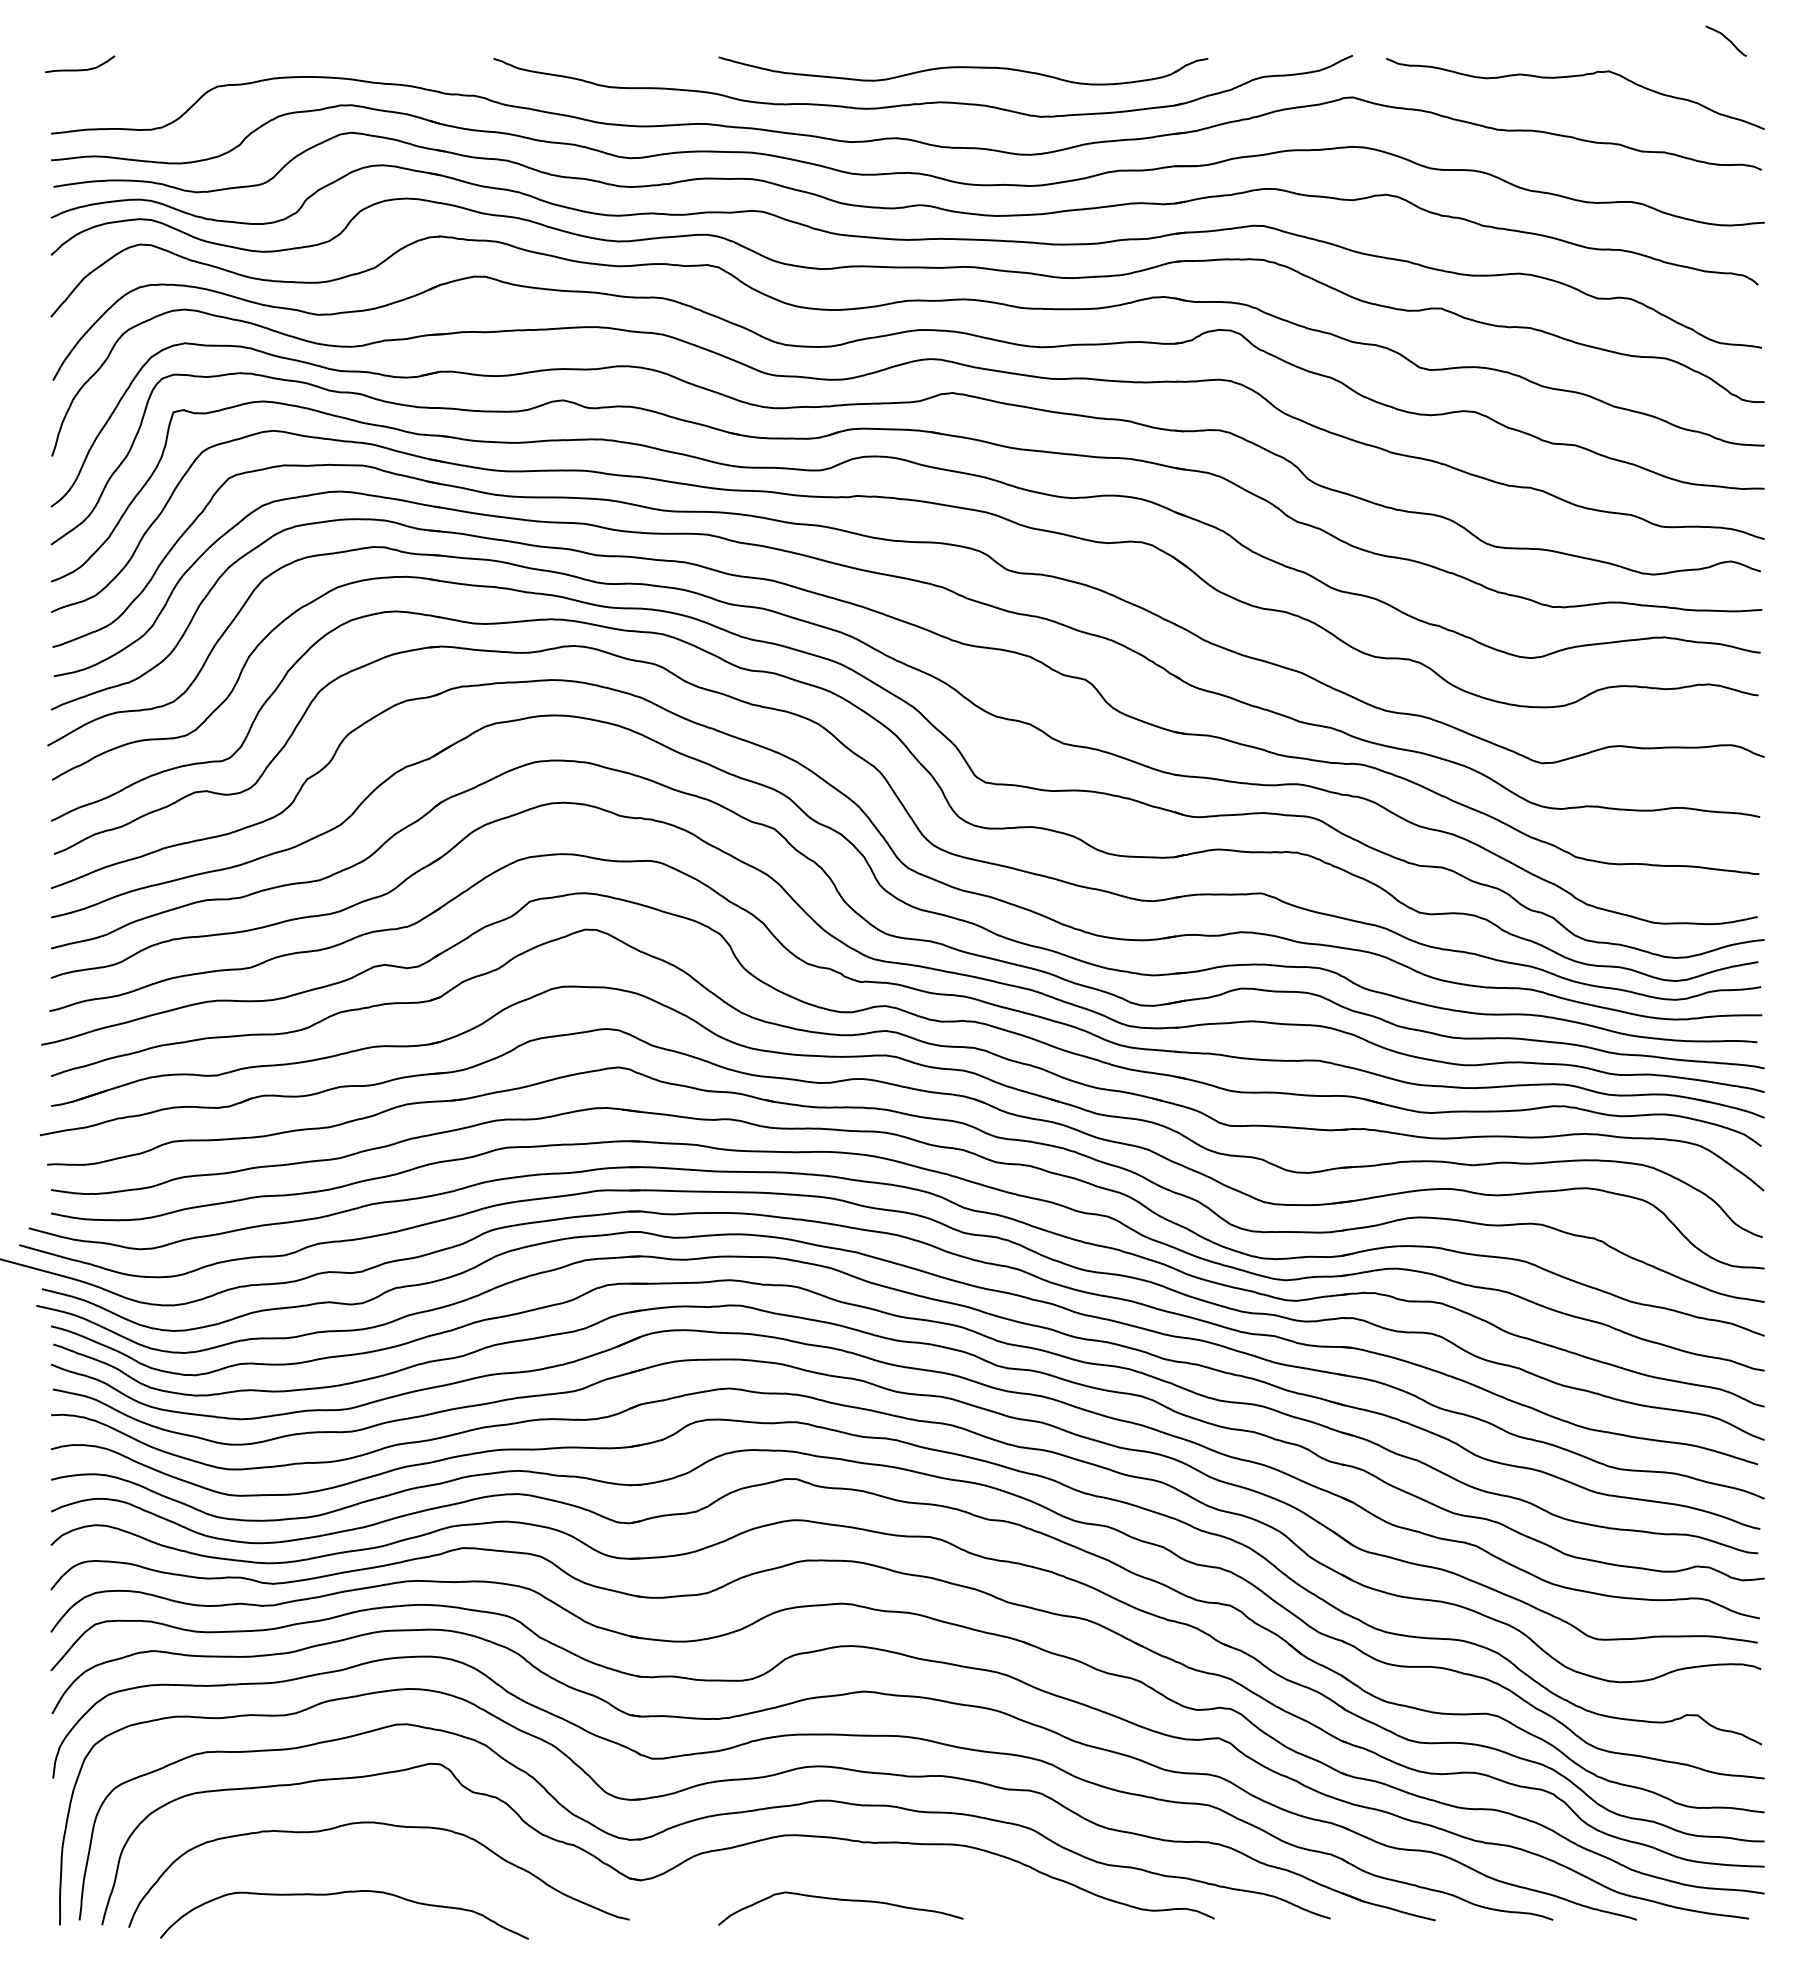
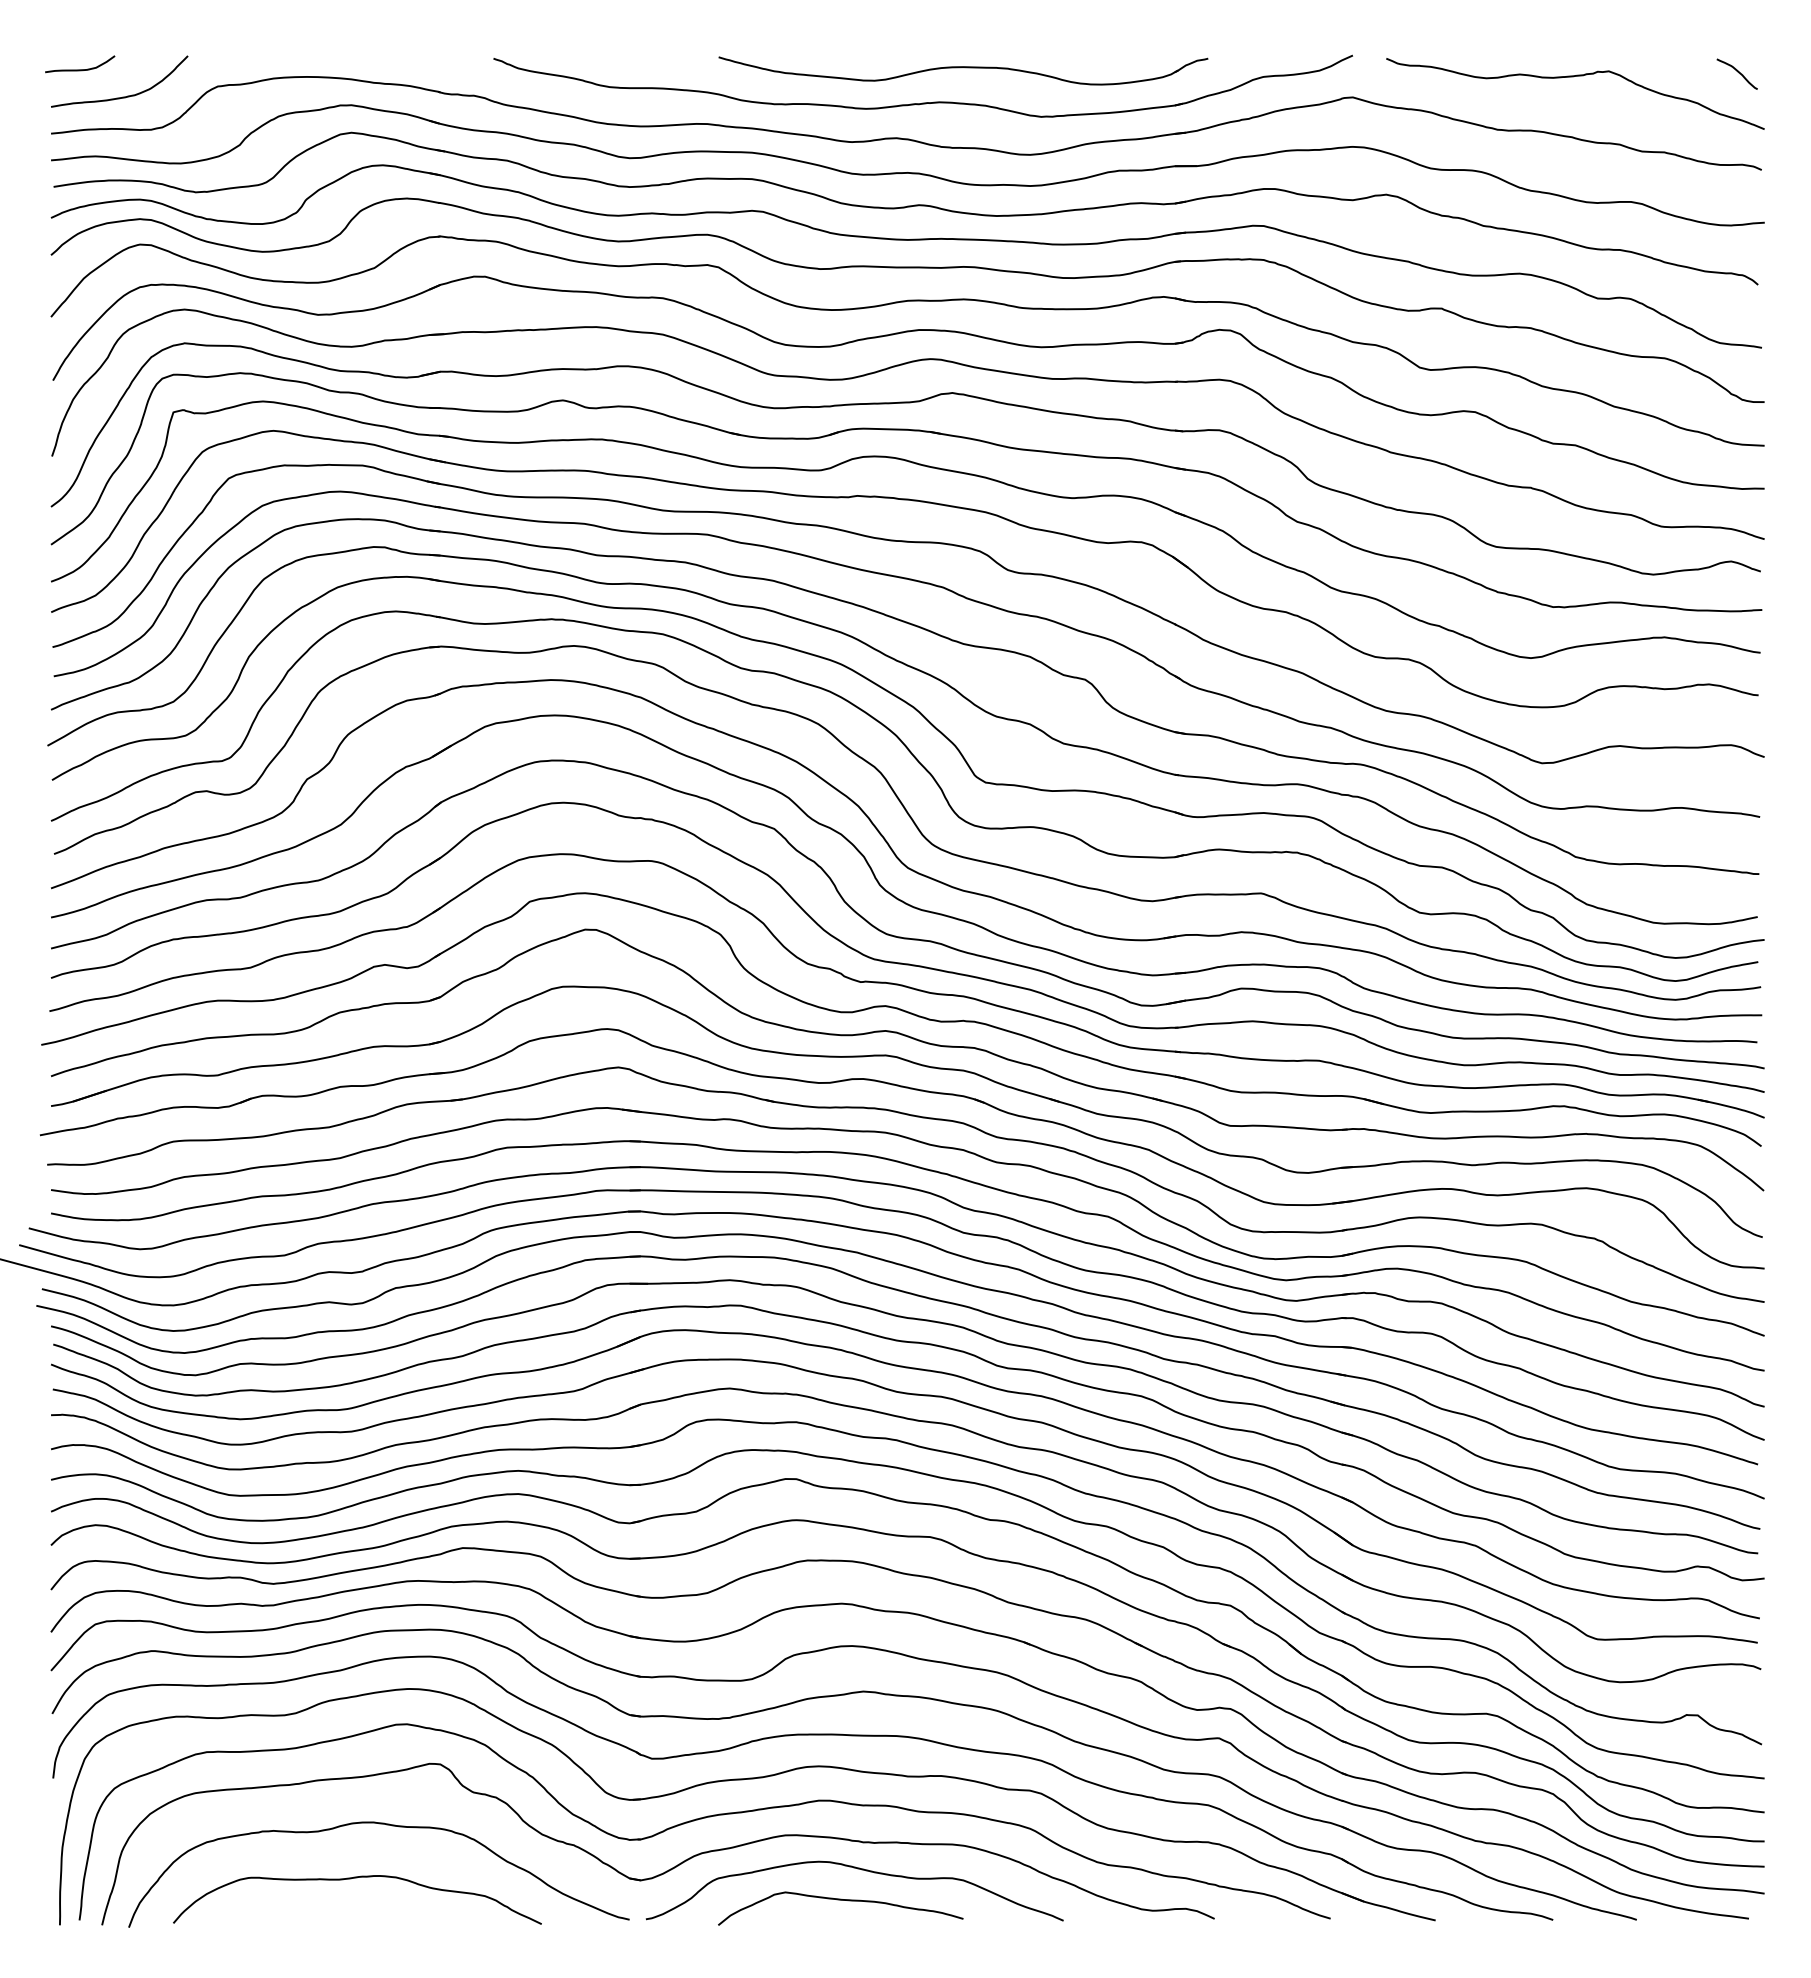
curve position: (1726, 39) -> (1737, 72) (1737, 72)
curve: none -> present (122, 96)
curve: none -> present (861, 1870)
curve position: (338, 1894) -> (351, 1879) (351, 1879)
